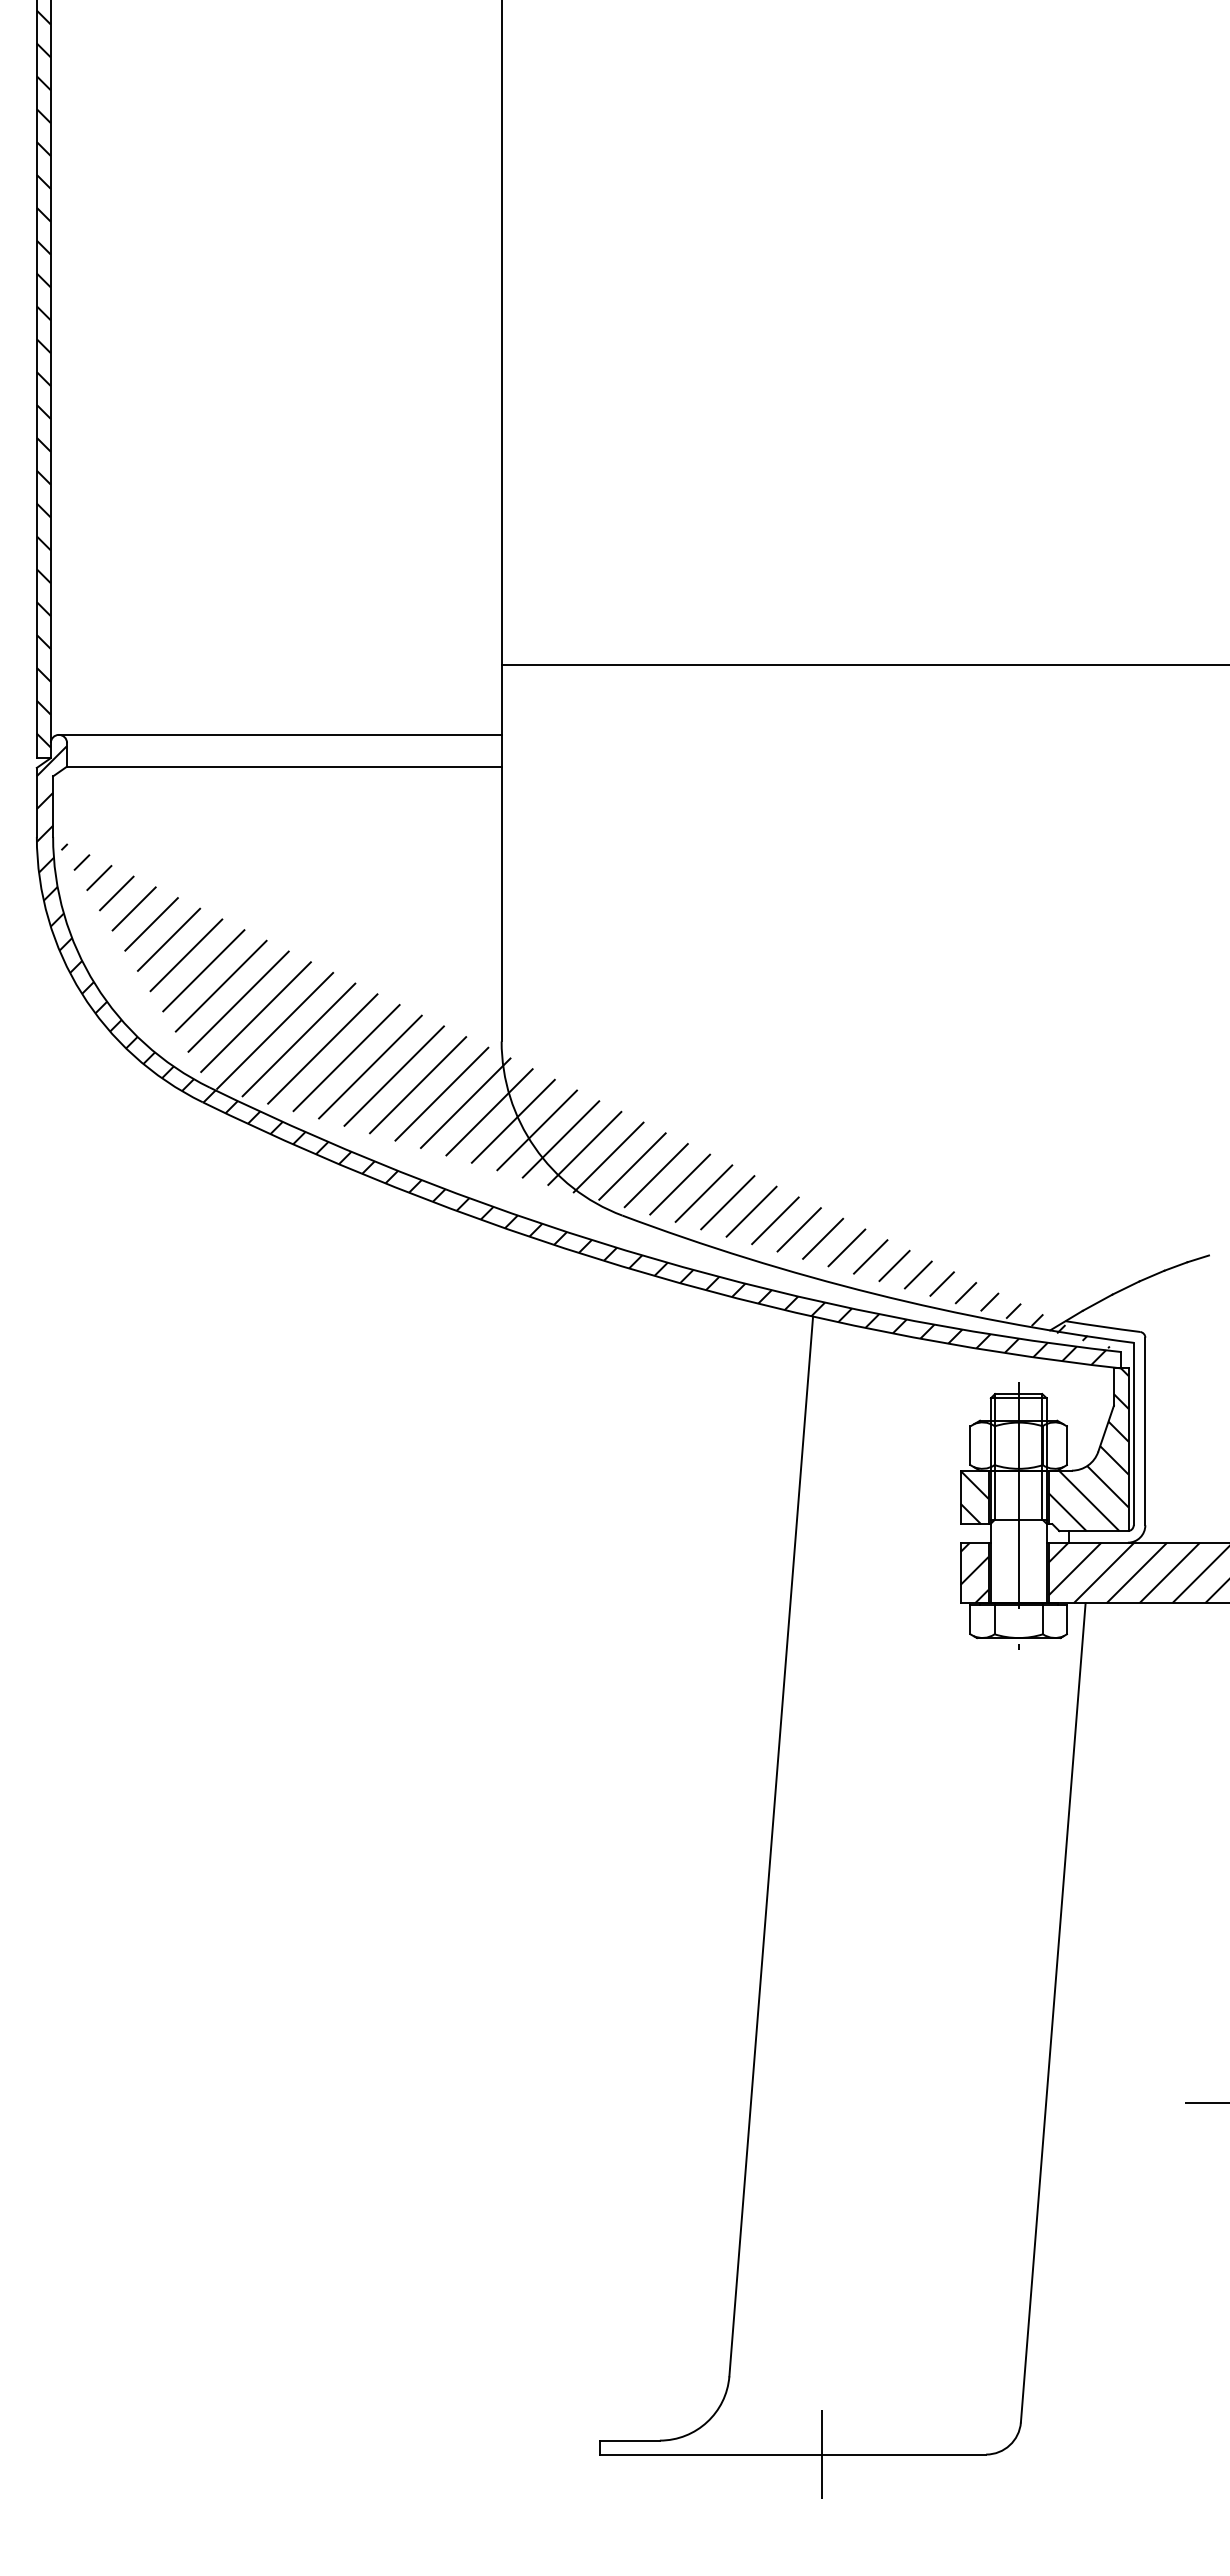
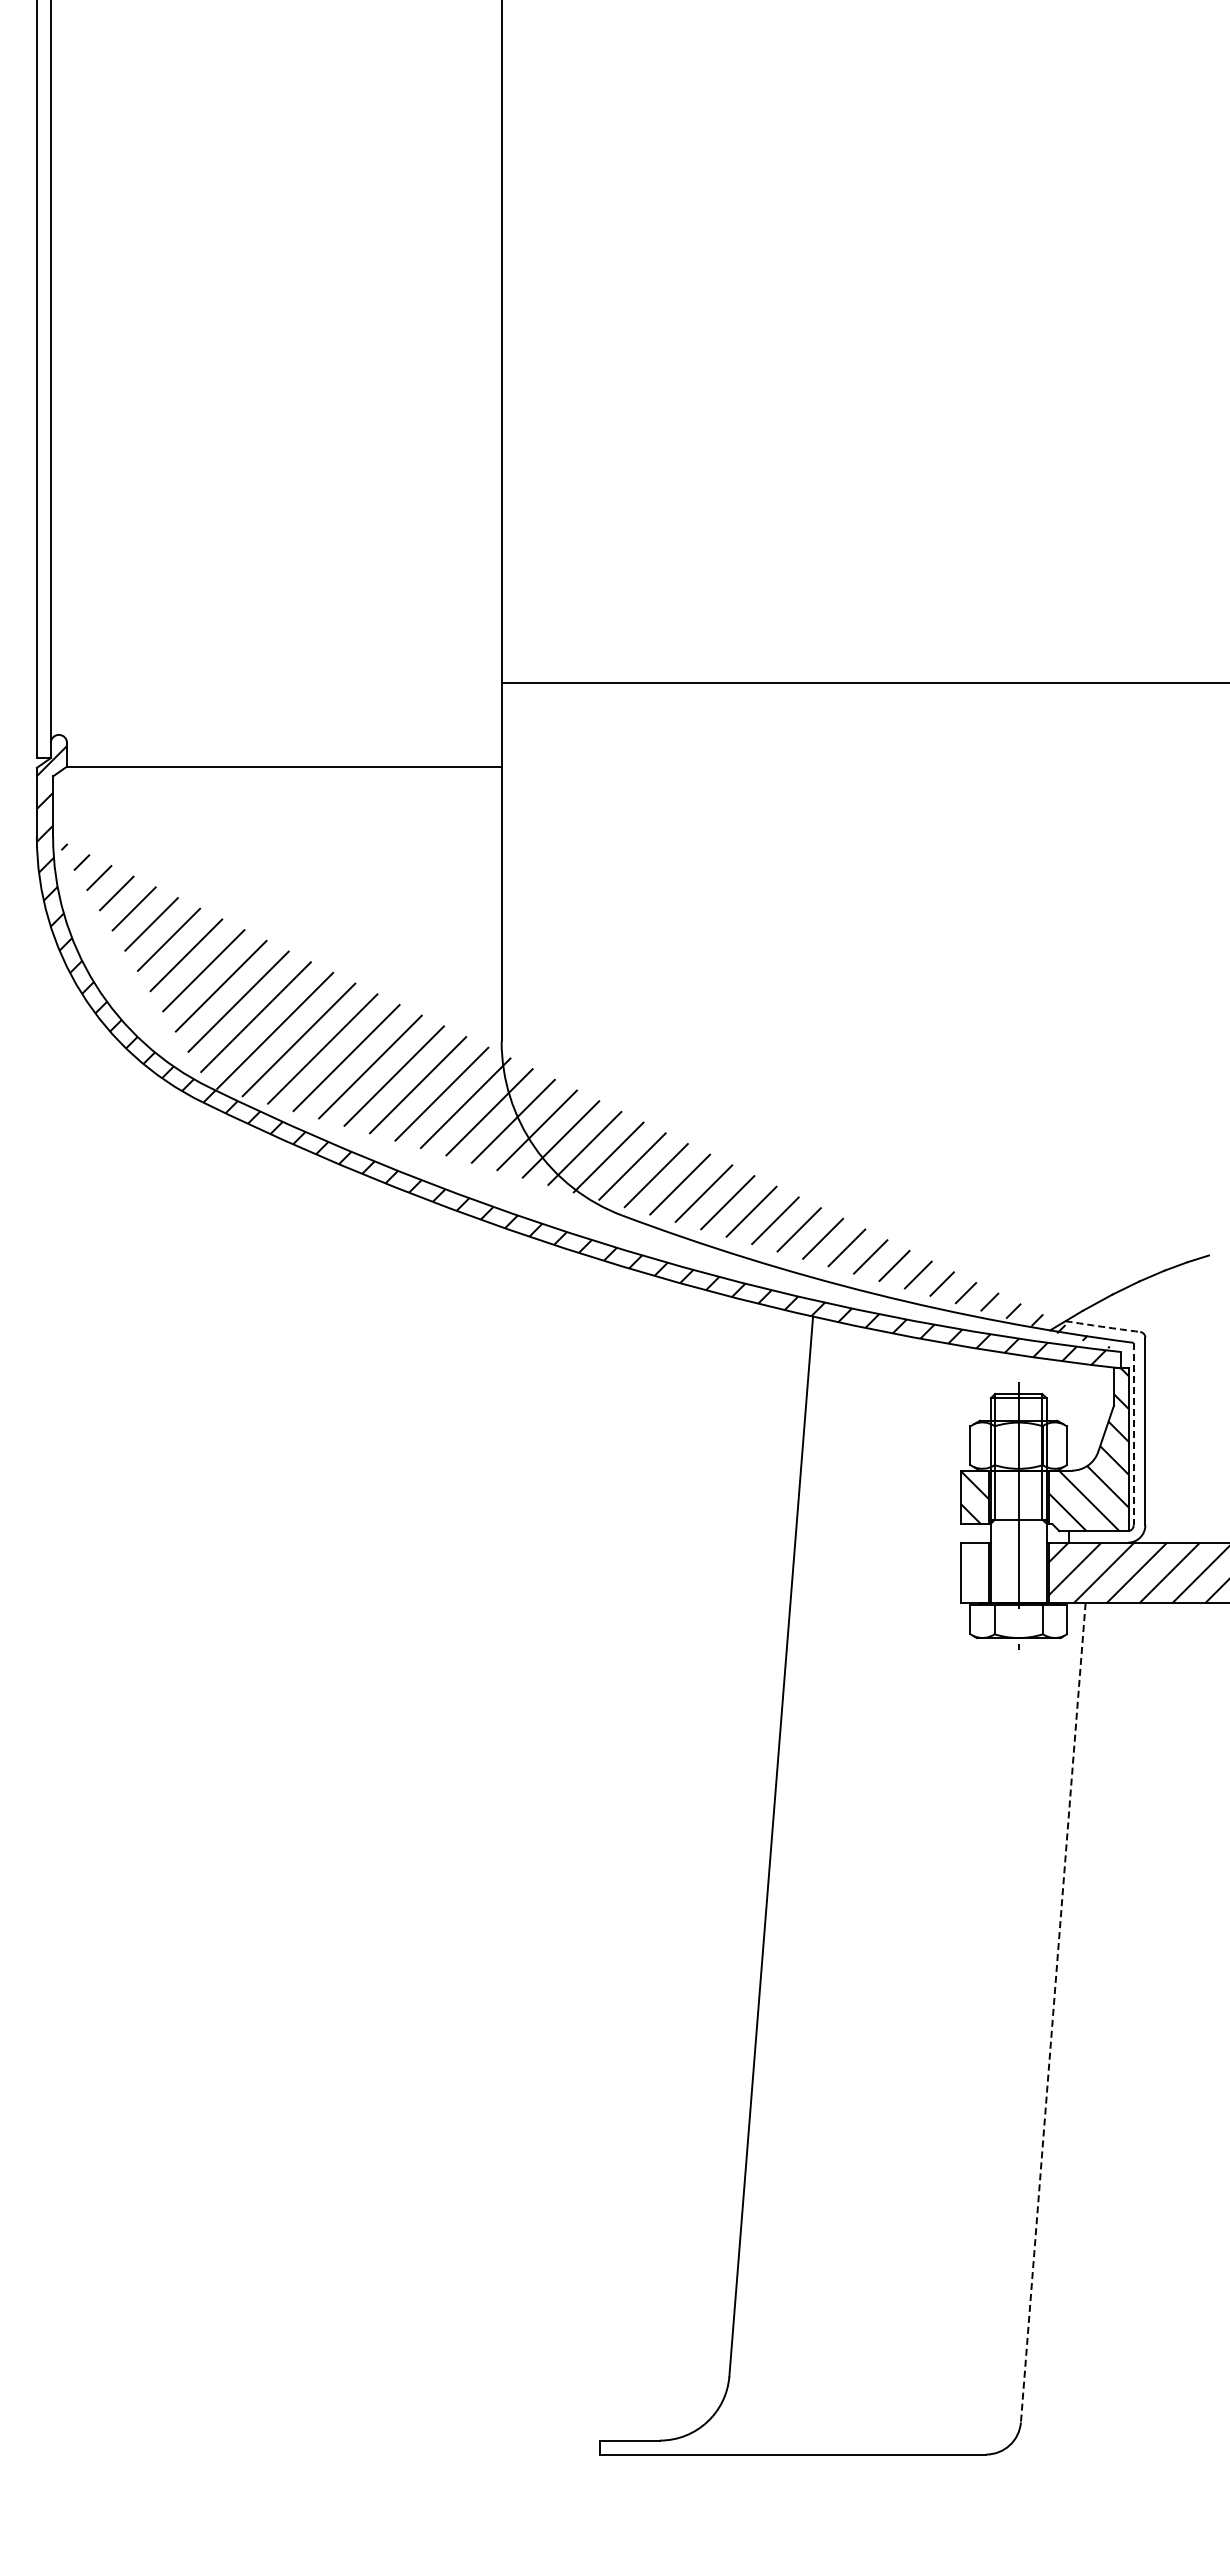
hatch: present -> none (43, 378)
line position: (863, 665) -> (863, 683) (863, 683)
line: present -> none (279, 734)
arc: solid -> dashed (1102, 1326)
line: solid -> dashed (1133, 1434)
hatch: present -> none (974, 1572)
line: solid -> dashed (1053, 2012)
line: present -> none (1205, 2102)
line: present -> none (822, 2454)
